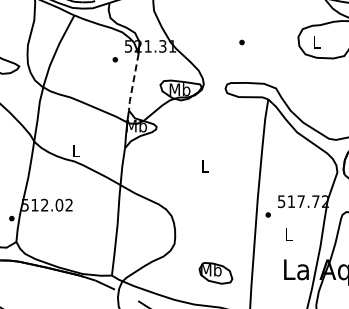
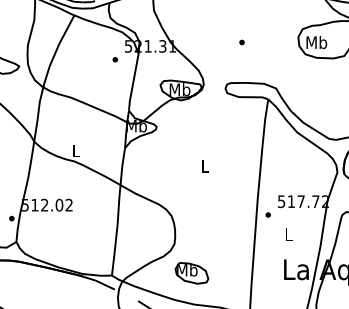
text: L -> Mb (316, 42)
line: dashed -> solid (133, 82)
part position: (215, 273) -> (191, 273) (191, 273)
